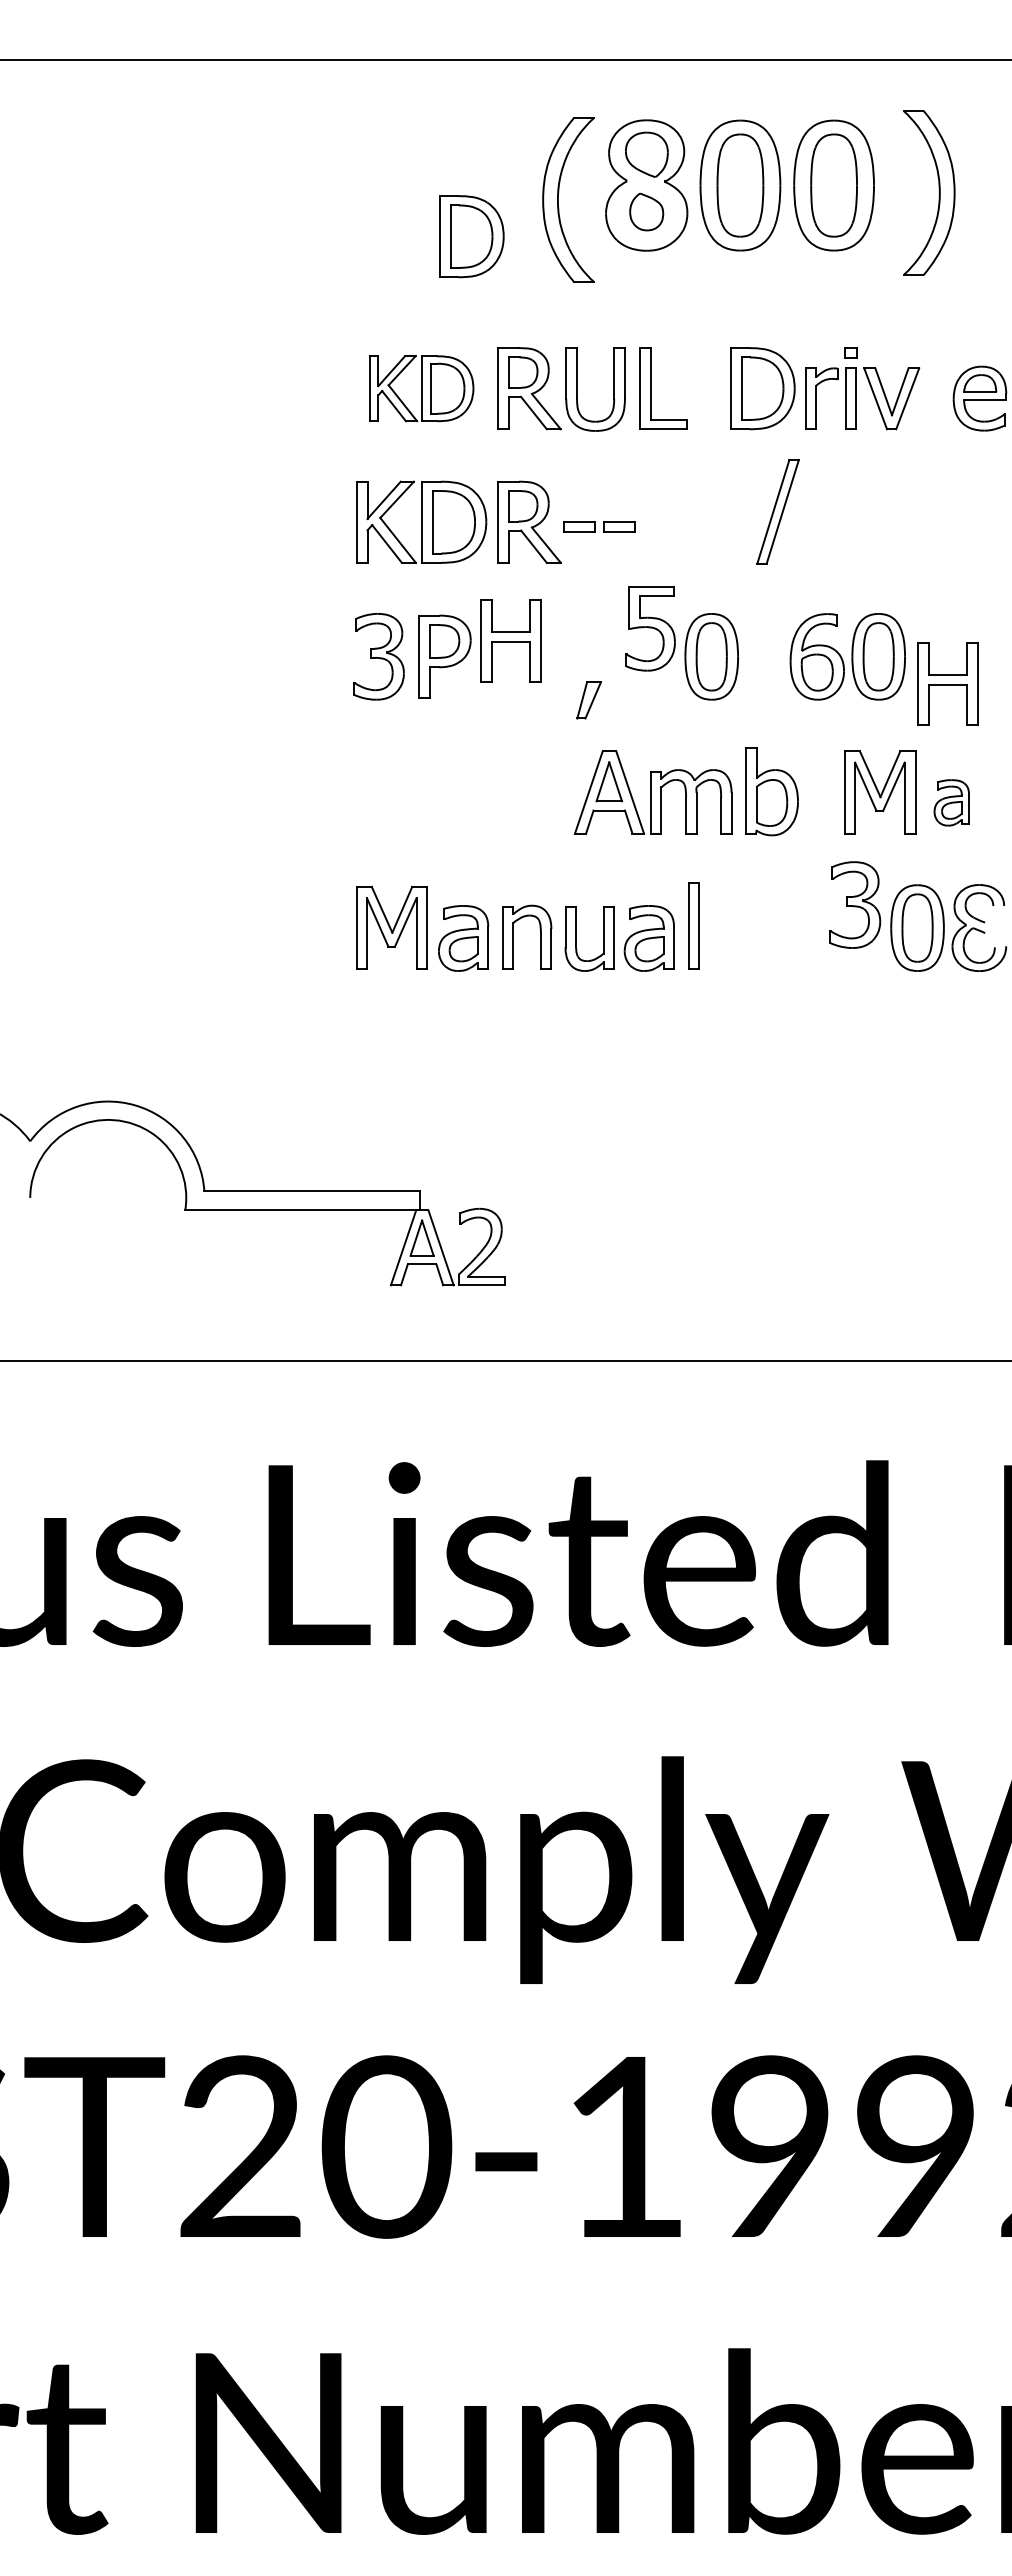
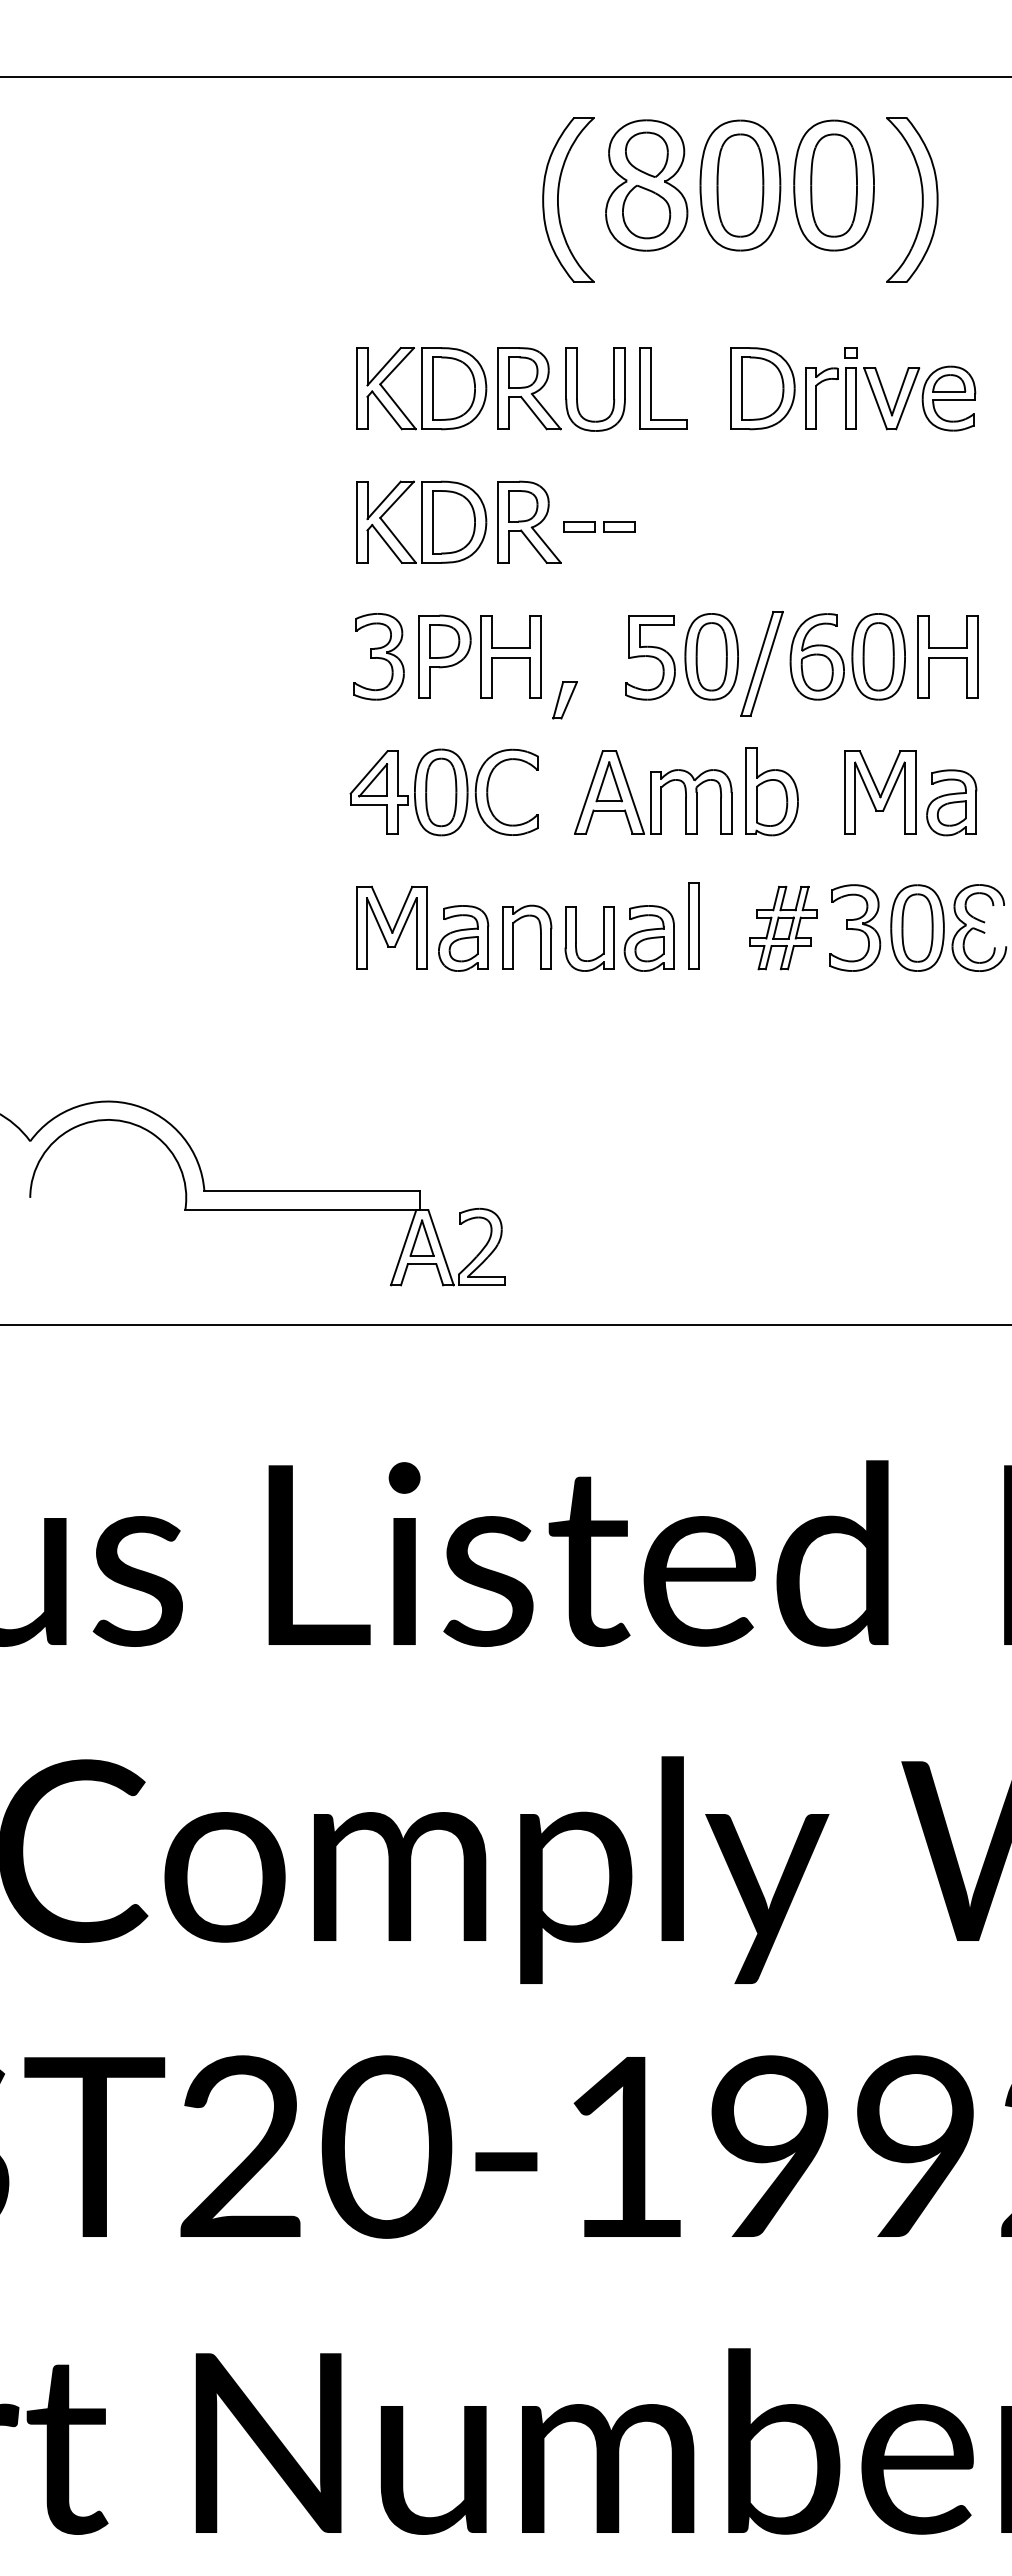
line position: (505, 60) -> (505, 77) (505, 77)
part position: (938, 190) -> (921, 197) (921, 197)
part size: 36x40 px -> 50x56 px (646, 211)
part: present -> none (471, 236)
part size: 106x68 px -> 132x84 px (421, 388)
part position: (979, 398) -> (948, 398) (948, 398)
part position: (777, 511) -> (761, 663) (761, 663)
part position: (650, 628) -> (650, 657) (650, 657)
part position: (510, 640) -> (510, 656) (510, 656)
part position: (947, 683) -> (947, 656) (947, 656)
part position: (588, 700) -> (564, 700) (564, 700)
part: none -> present (443, 792)
part size: 37x48 px -> 52x68 px (951, 802)
part position: (855, 904) -> (855, 927) (855, 927)
part: none -> present (783, 927)
line position: (505, 1361) -> (505, 1325) (505, 1325)
